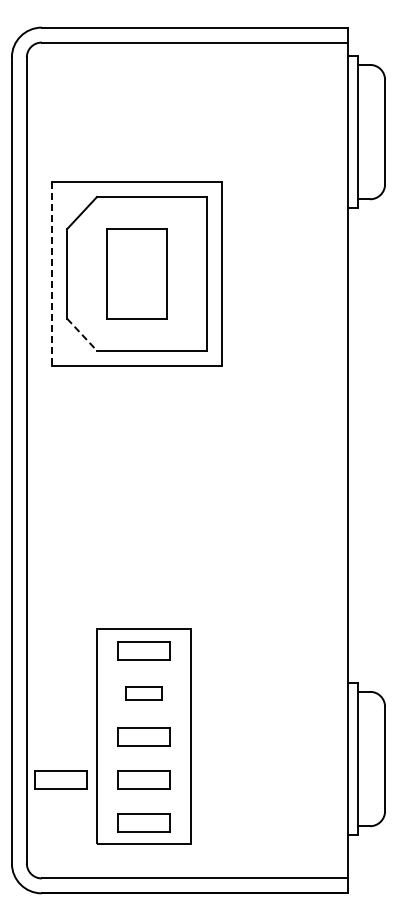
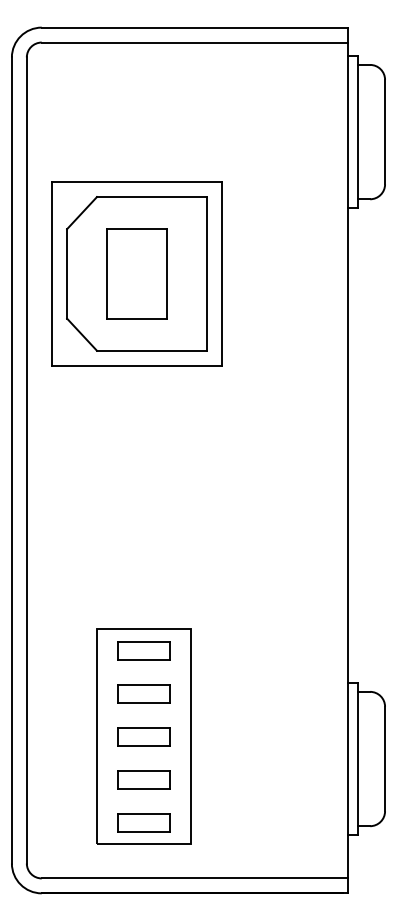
line: dashed -> solid (52, 273)
line: dashed -> solid (82, 334)
part size: 38x15 px -> 54x20 px (143, 693)
part: present -> none (60, 779)
